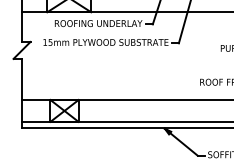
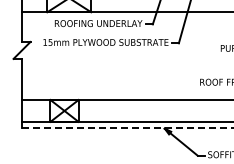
line: solid -> dashed (127, 128)
